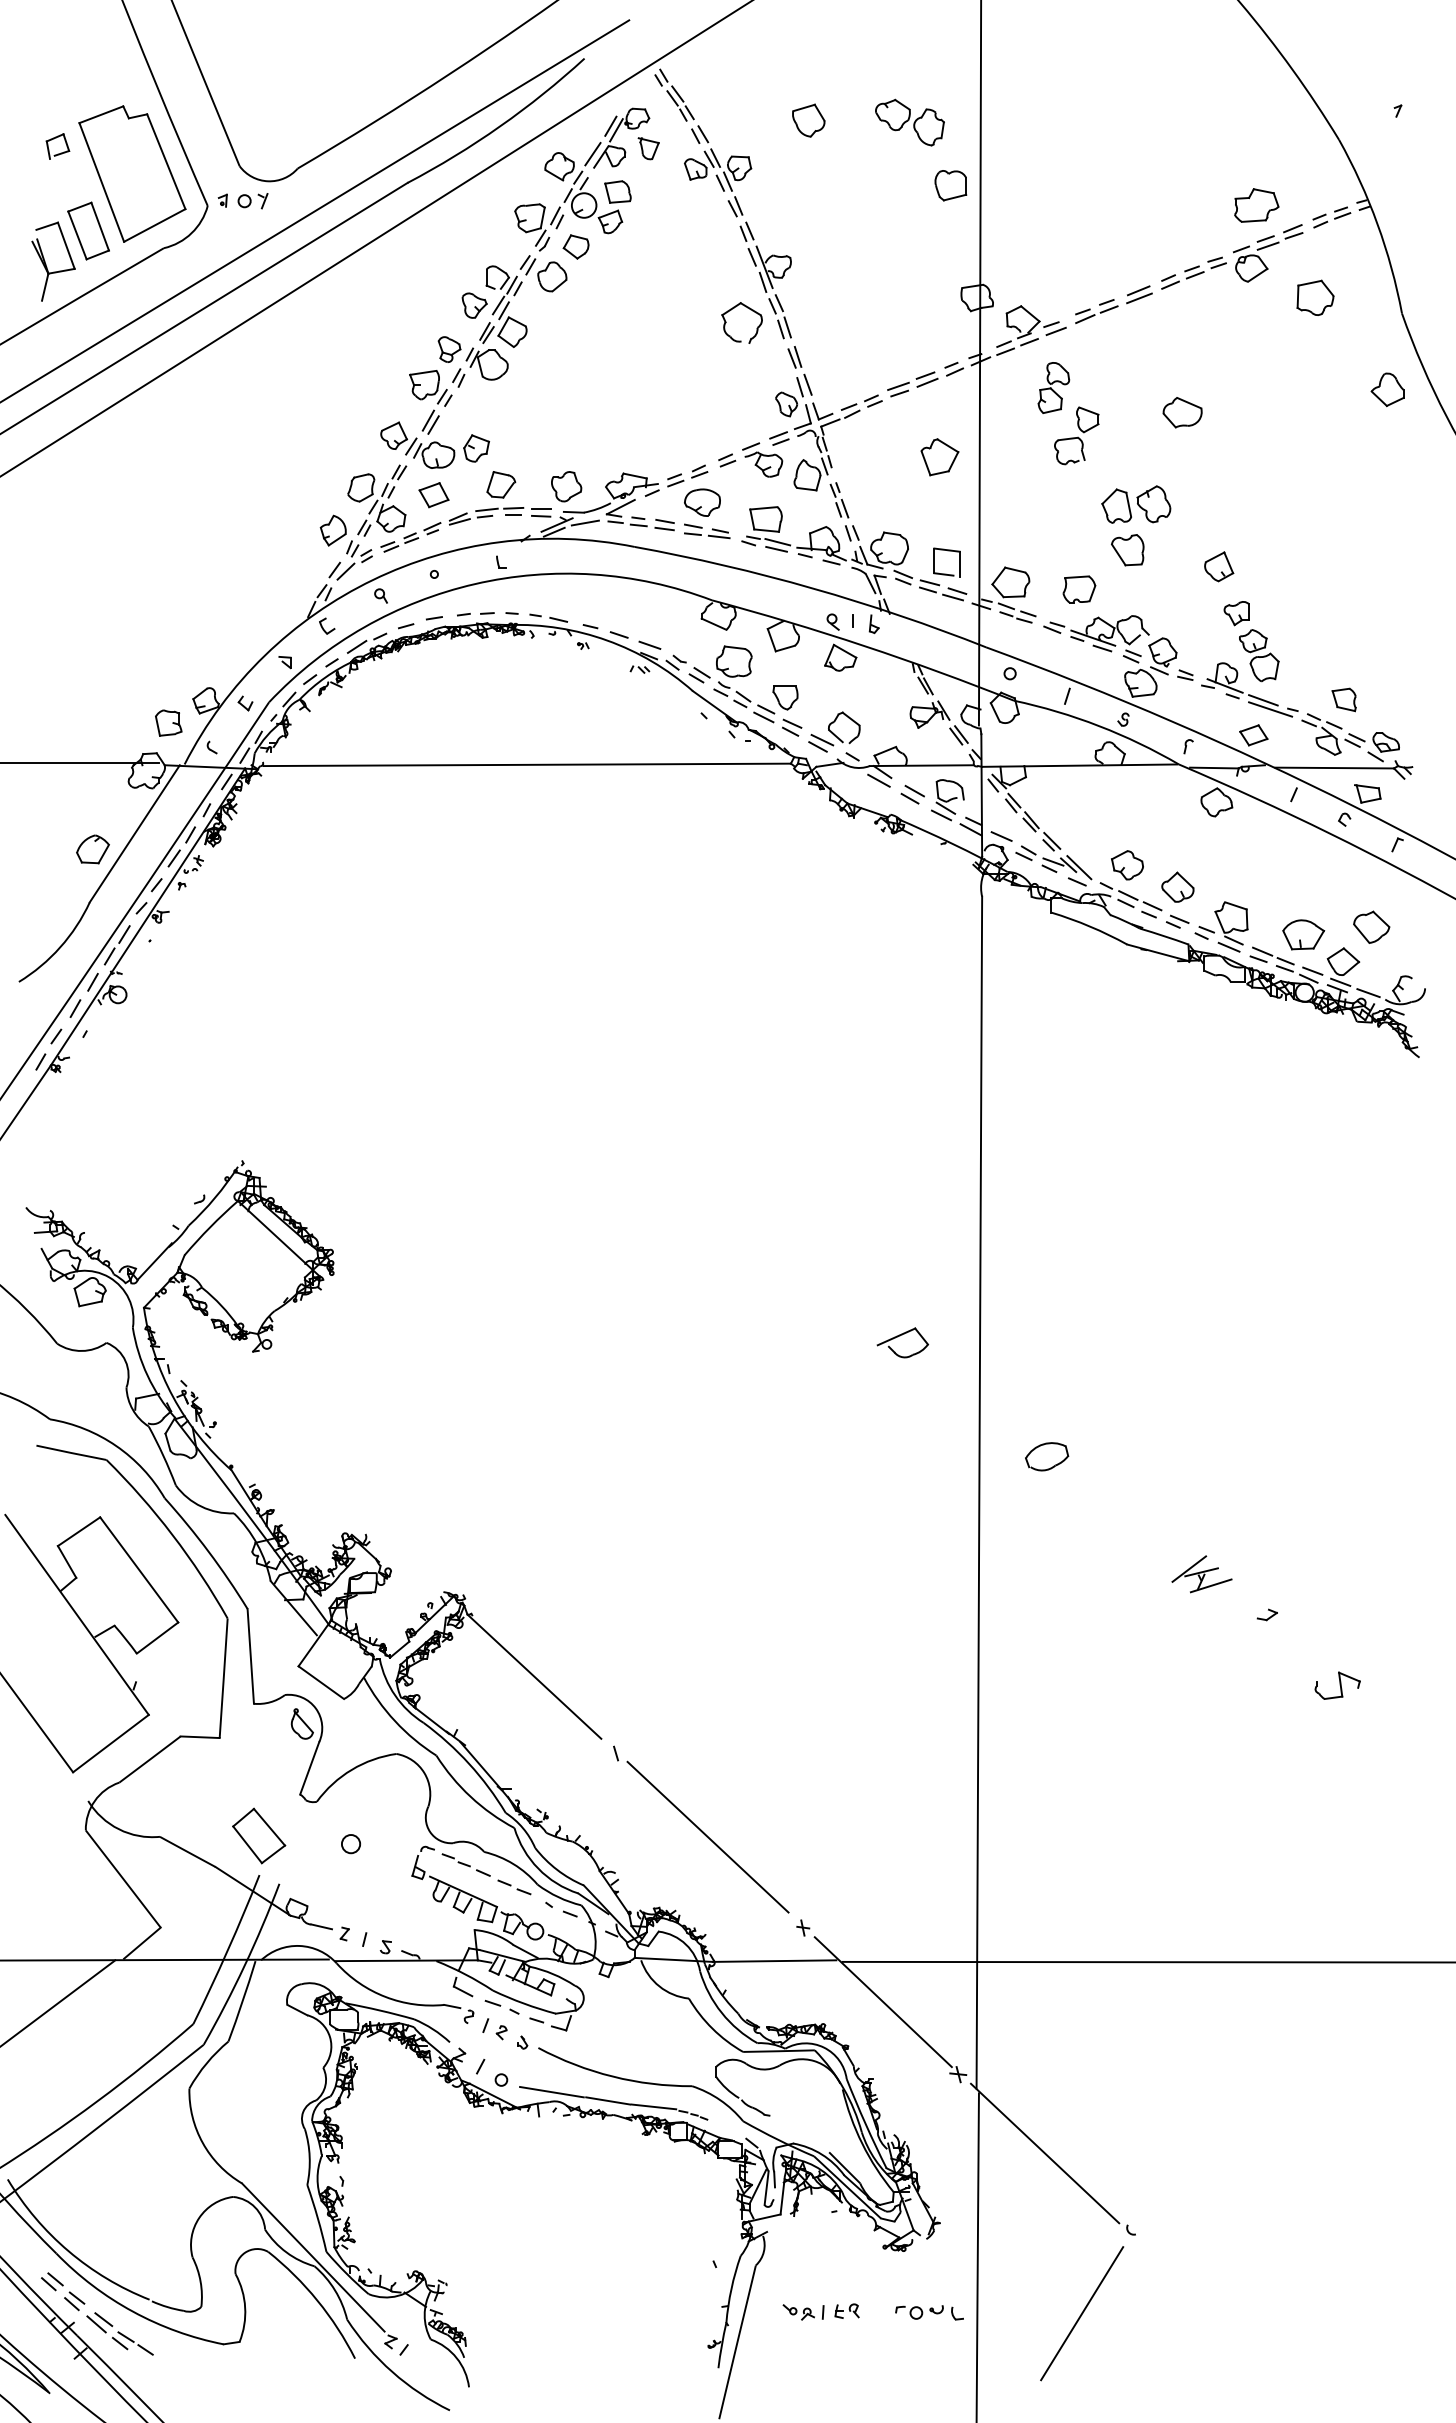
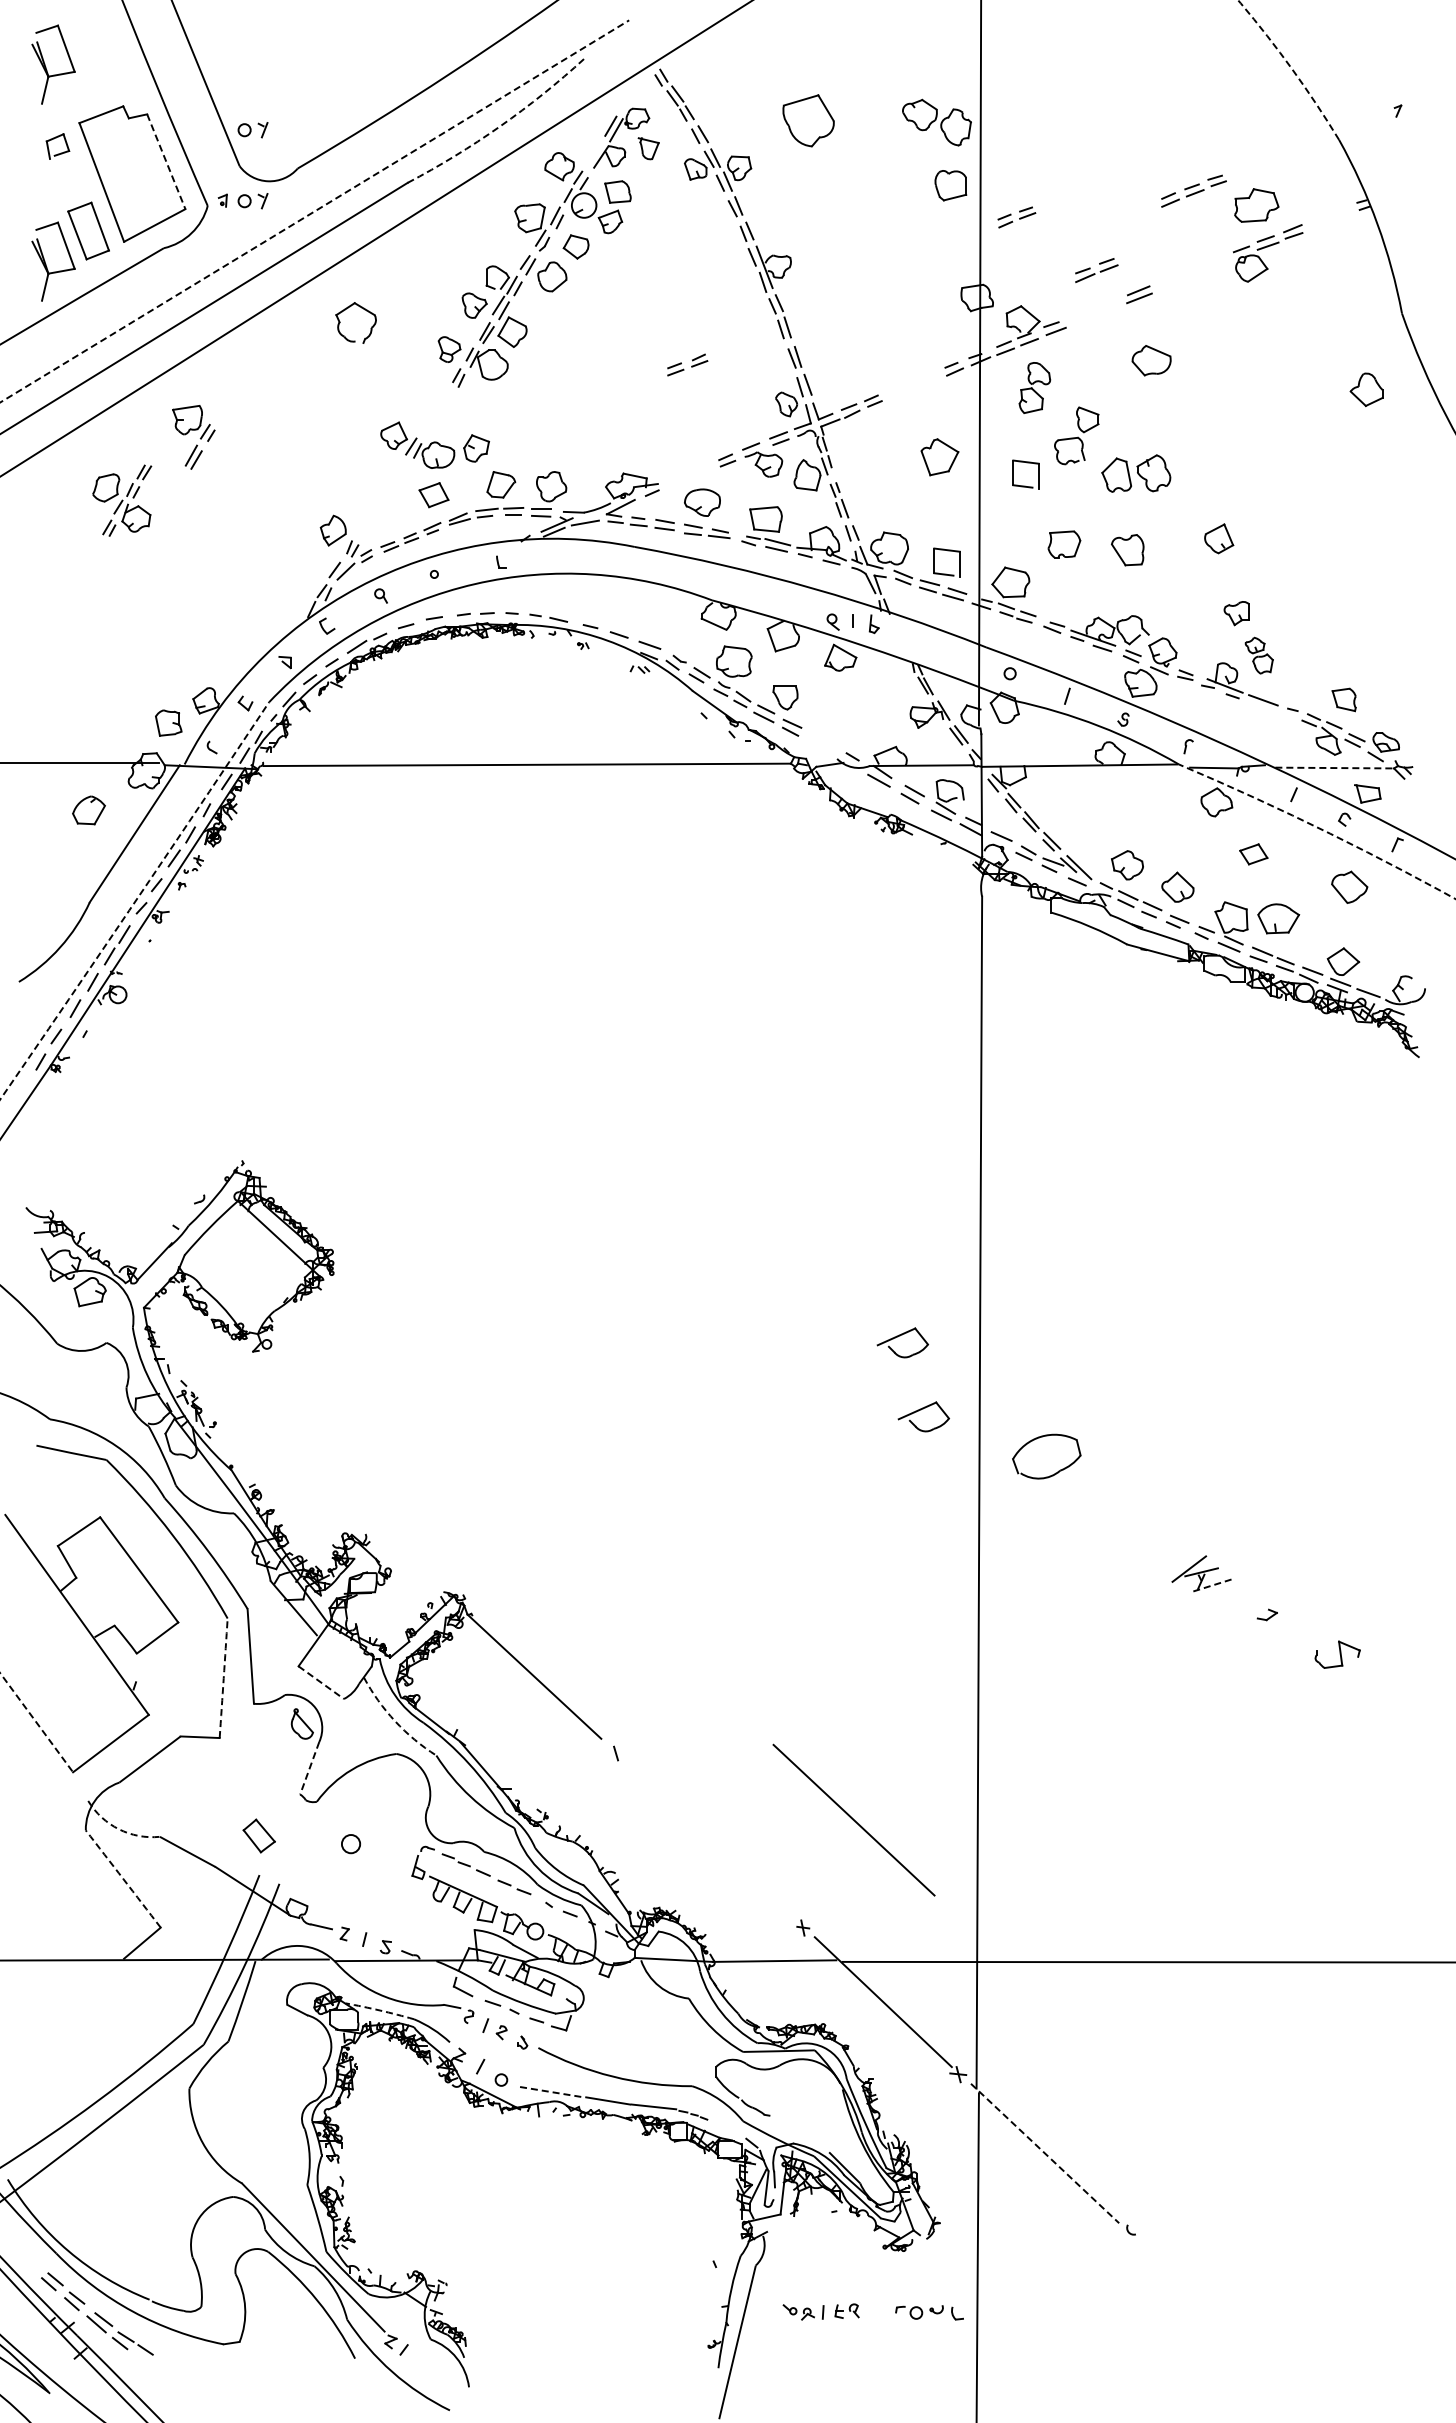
part: none -> present (46, 67)
arc: solid -> dashed (1291, 68)
part size: 34x35 px -> 53x54 px (808, 120)
part position: (909, 122) -> (936, 122) (936, 122)
arc: solid -> dashed (500, 126)
part: none -> present (252, 130)
line: present -> none (592, 154)
line: solid -> dashed (166, 162)
line: solid -> dashed (314, 211)
part position: (1331, 217) -> (1016, 217) (1016, 217)
part position: (1193, 272) -> (1193, 190) (1193, 190)
part: present -> none (1315, 297)
part position: (750, 310) -> (364, 310) (364, 310)
part position: (1096, 311) -> (1096, 270) (1096, 270)
part: present -> none (912, 384)
part position: (1053, 387) -> (1034, 387) (1034, 387)
part position: (1387, 389) -> (1366, 389) (1366, 389)
part position: (426, 397) -> (189, 432) (189, 432)
part position: (1182, 412) -> (1151, 360) (1151, 360)
part position: (687, 475) -> (687, 364) (687, 364)
part: none -> present (1025, 485)
part position: (566, 486) -> (551, 486) (551, 486)
part position: (377, 500) -> (122, 500) (122, 500)
part position: (1136, 504) -> (1136, 473) (1136, 473)
part position: (1219, 566) -> (1219, 538) (1219, 538)
part position: (1079, 589) -> (1064, 544) (1064, 544)
part size: 41x54 px -> 30x39 px (1258, 655)
line: present -> none (1270, 709)
part: present -> none (834, 731)
part position: (1253, 735) -> (1253, 854) (1253, 854)
line: solid -> dashed (1335, 768)
arc: solid -> dashed (1319, 828)
part position: (92, 849) -> (88, 810) (88, 810)
arc: solid -> dashed (135, 901)
part position: (1371, 926) -> (1349, 886) (1349, 886)
part position: (1303, 934) -> (1278, 918) (1278, 918)
part: none -> present (921, 1410)
part size: 45x30 px -> 70x47 px (1046, 1456)
line: solid -> dashed (1210, 1586)
arc: solid -> dashed (223, 1678)
line: solid -> dashed (321, 1682)
part position: (1337, 1685) -> (1337, 1654) (1337, 1654)
arc: solid -> dashed (395, 1721)
line: solid -> dashed (37, 1723)
line: solid -> dashed (309, 1768)
arc: solid -> dashed (118, 1829)
part size: 55x58 px -> 34x36 px (258, 1835)
line position: (707, 1836) -> (853, 1819) (853, 1819)
arc: solid -> dashed (123, 1879)
line: present -> none (58, 2002)
arc: solid -> dashed (380, 2010)
line: solid -> dashed (552, 2092)
line: solid -> dashed (1045, 2153)
line: present -> none (1082, 2313)
